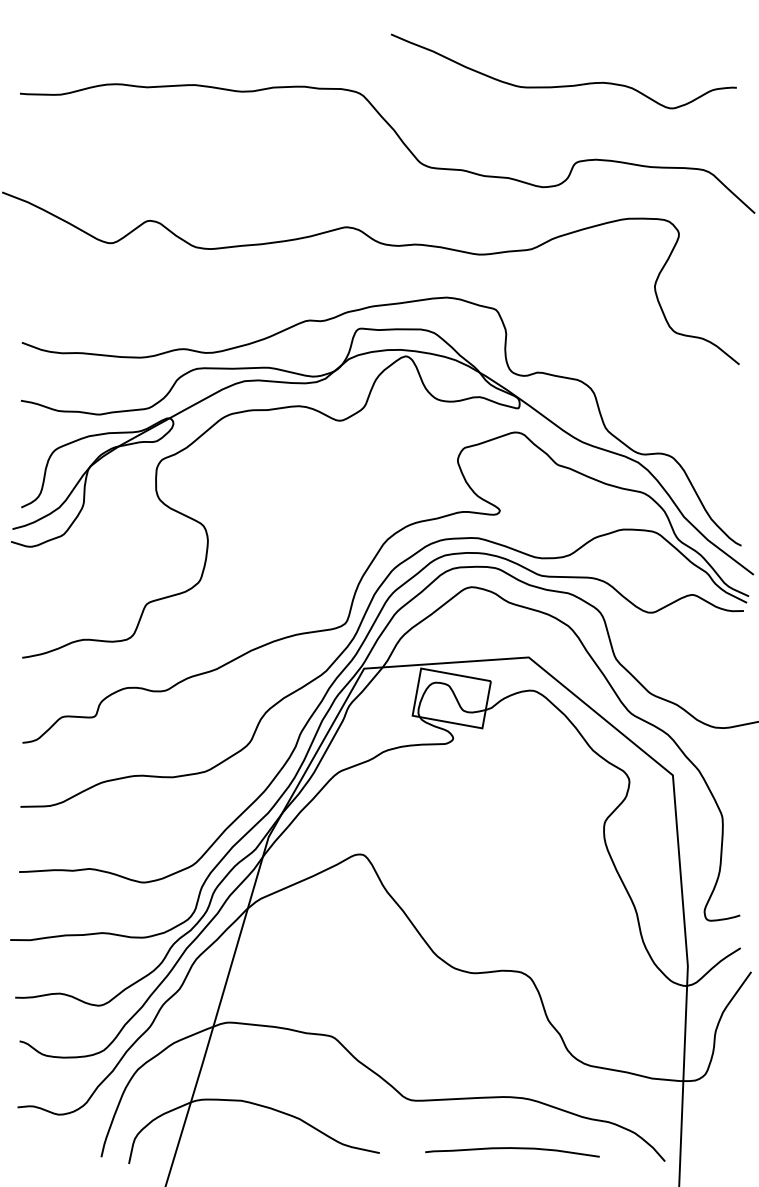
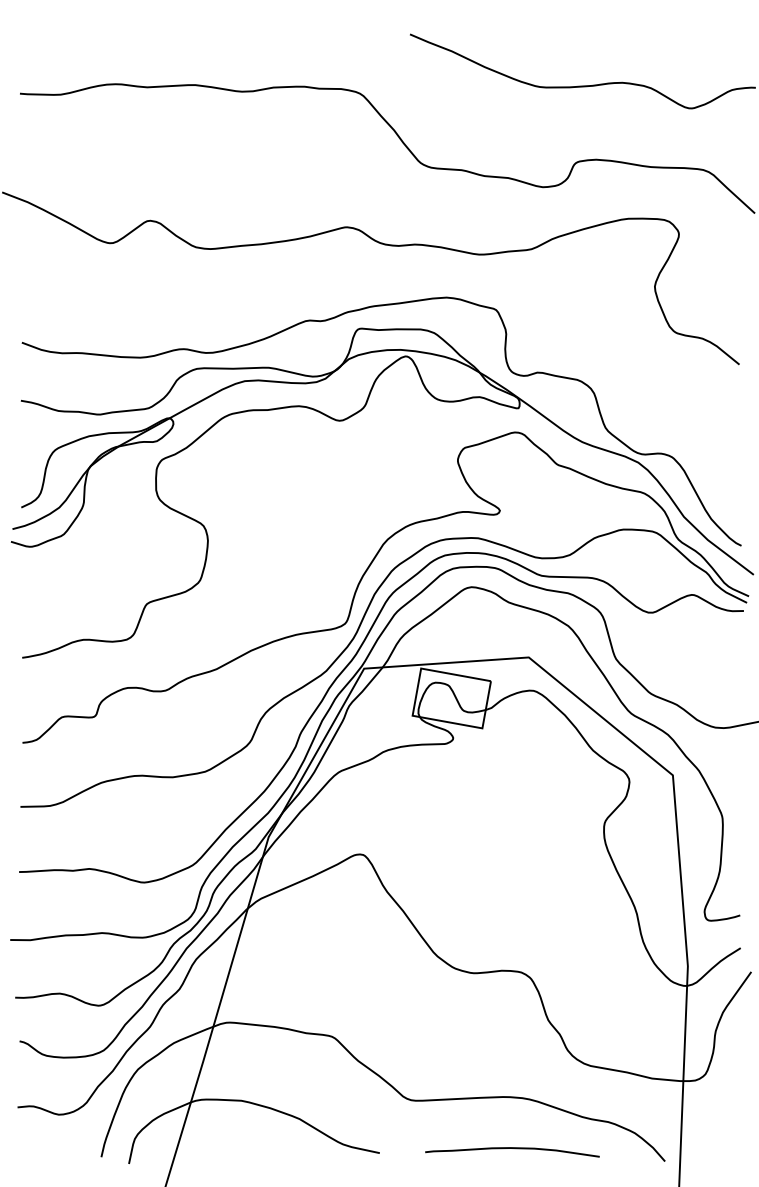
curve position: (563, 85) -> (582, 85) (582, 85)
